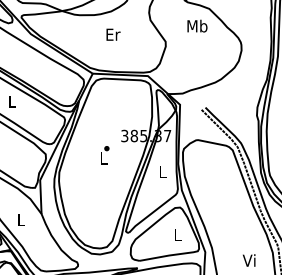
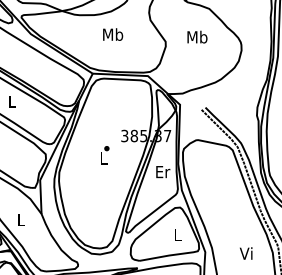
text position: (197, 25) -> (197, 36) (197, 36)
text: Er -> Mb (113, 34)
text: L -> Er (163, 172)
text position: (249, 260) -> (246, 253) (246, 253)
